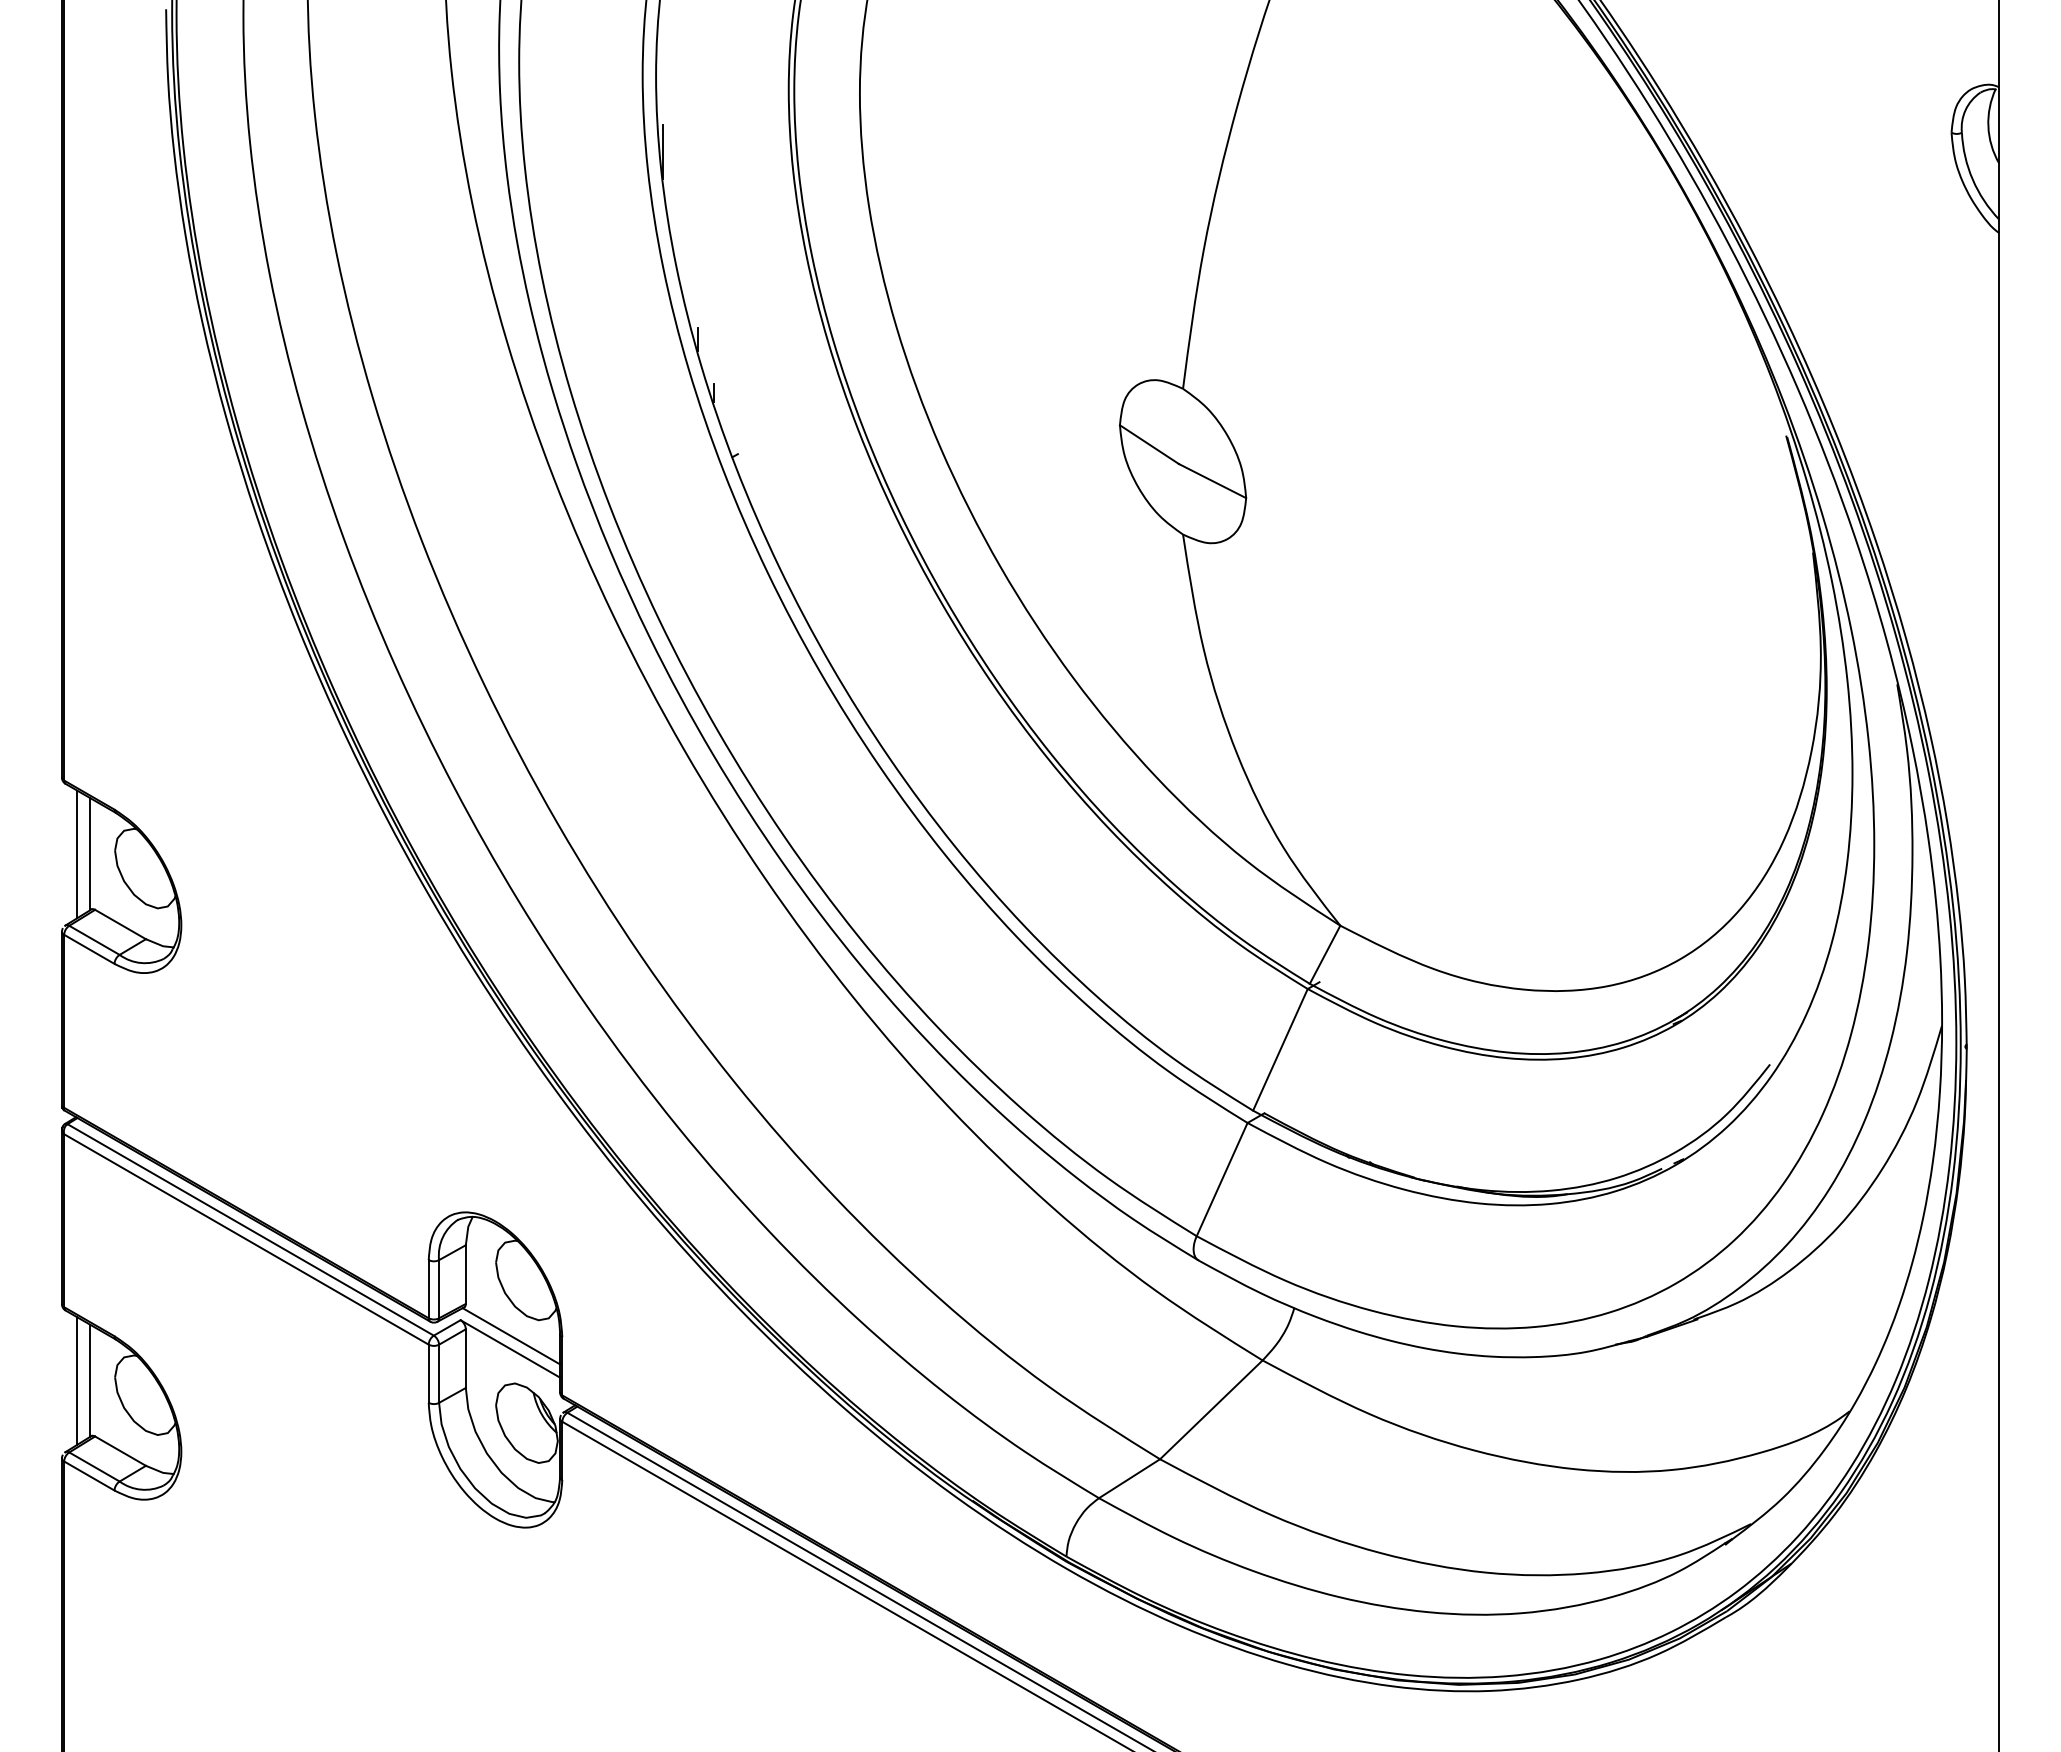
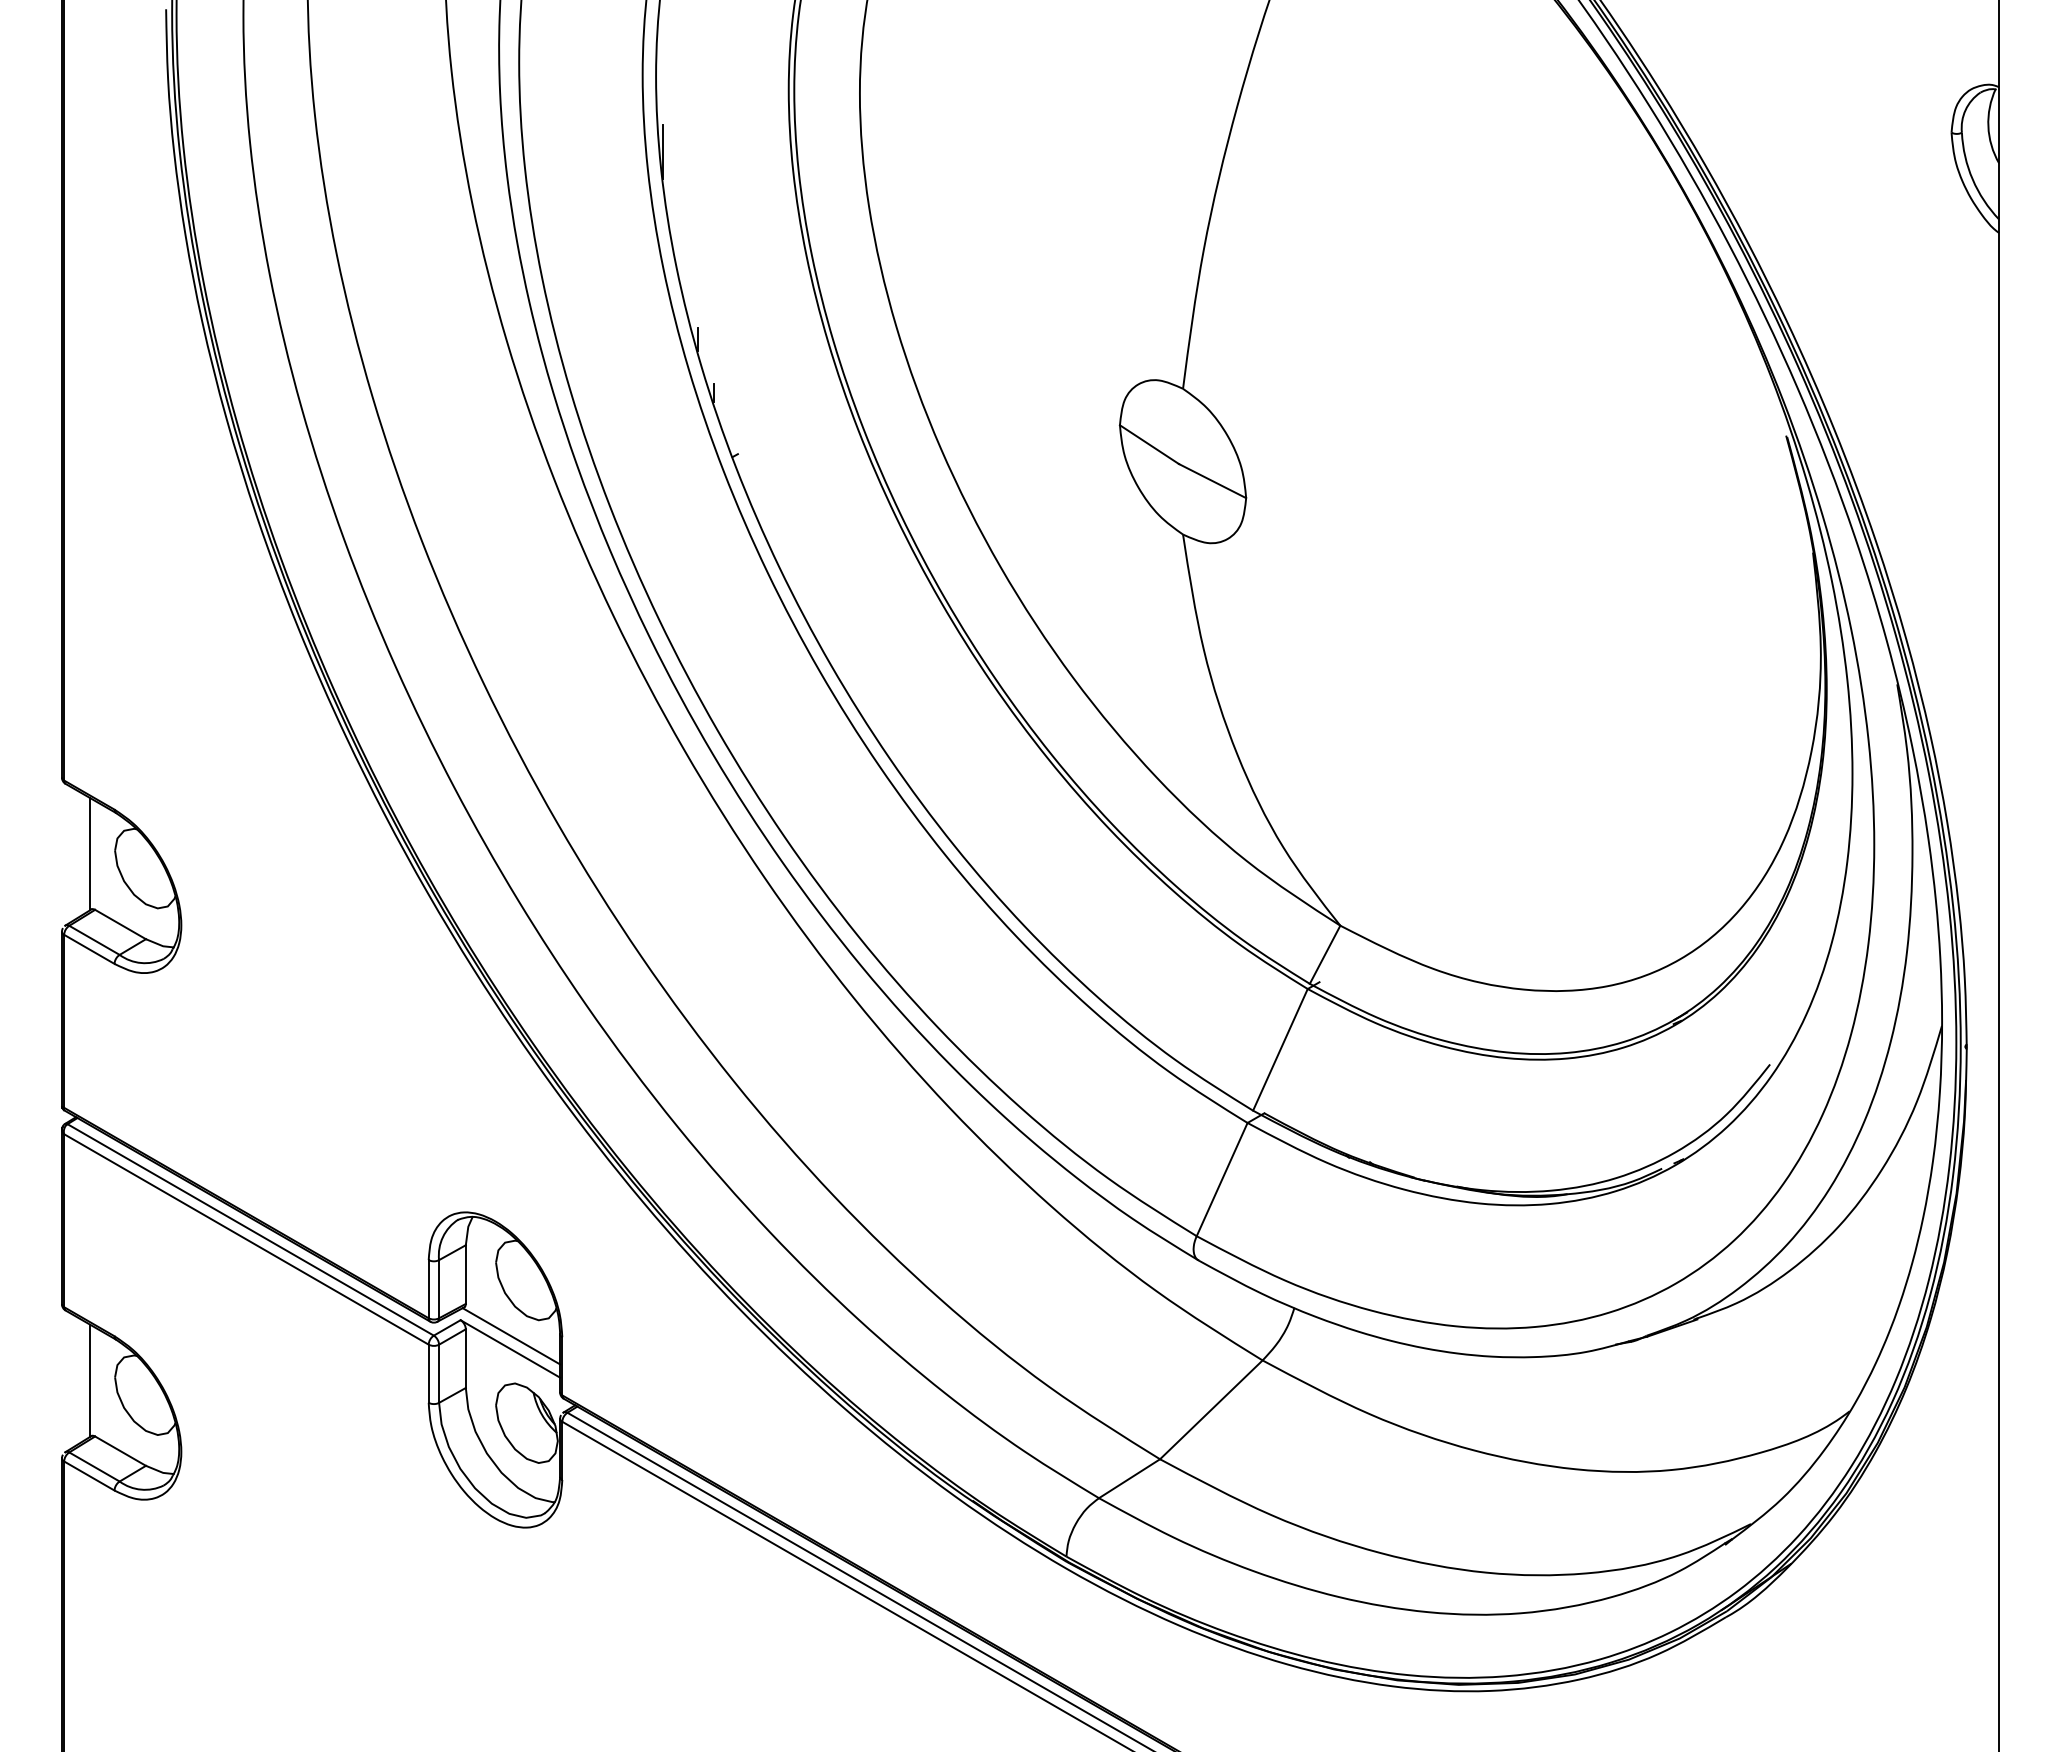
line: present -> none (77, 854)
line: present -> none (77, 1380)
